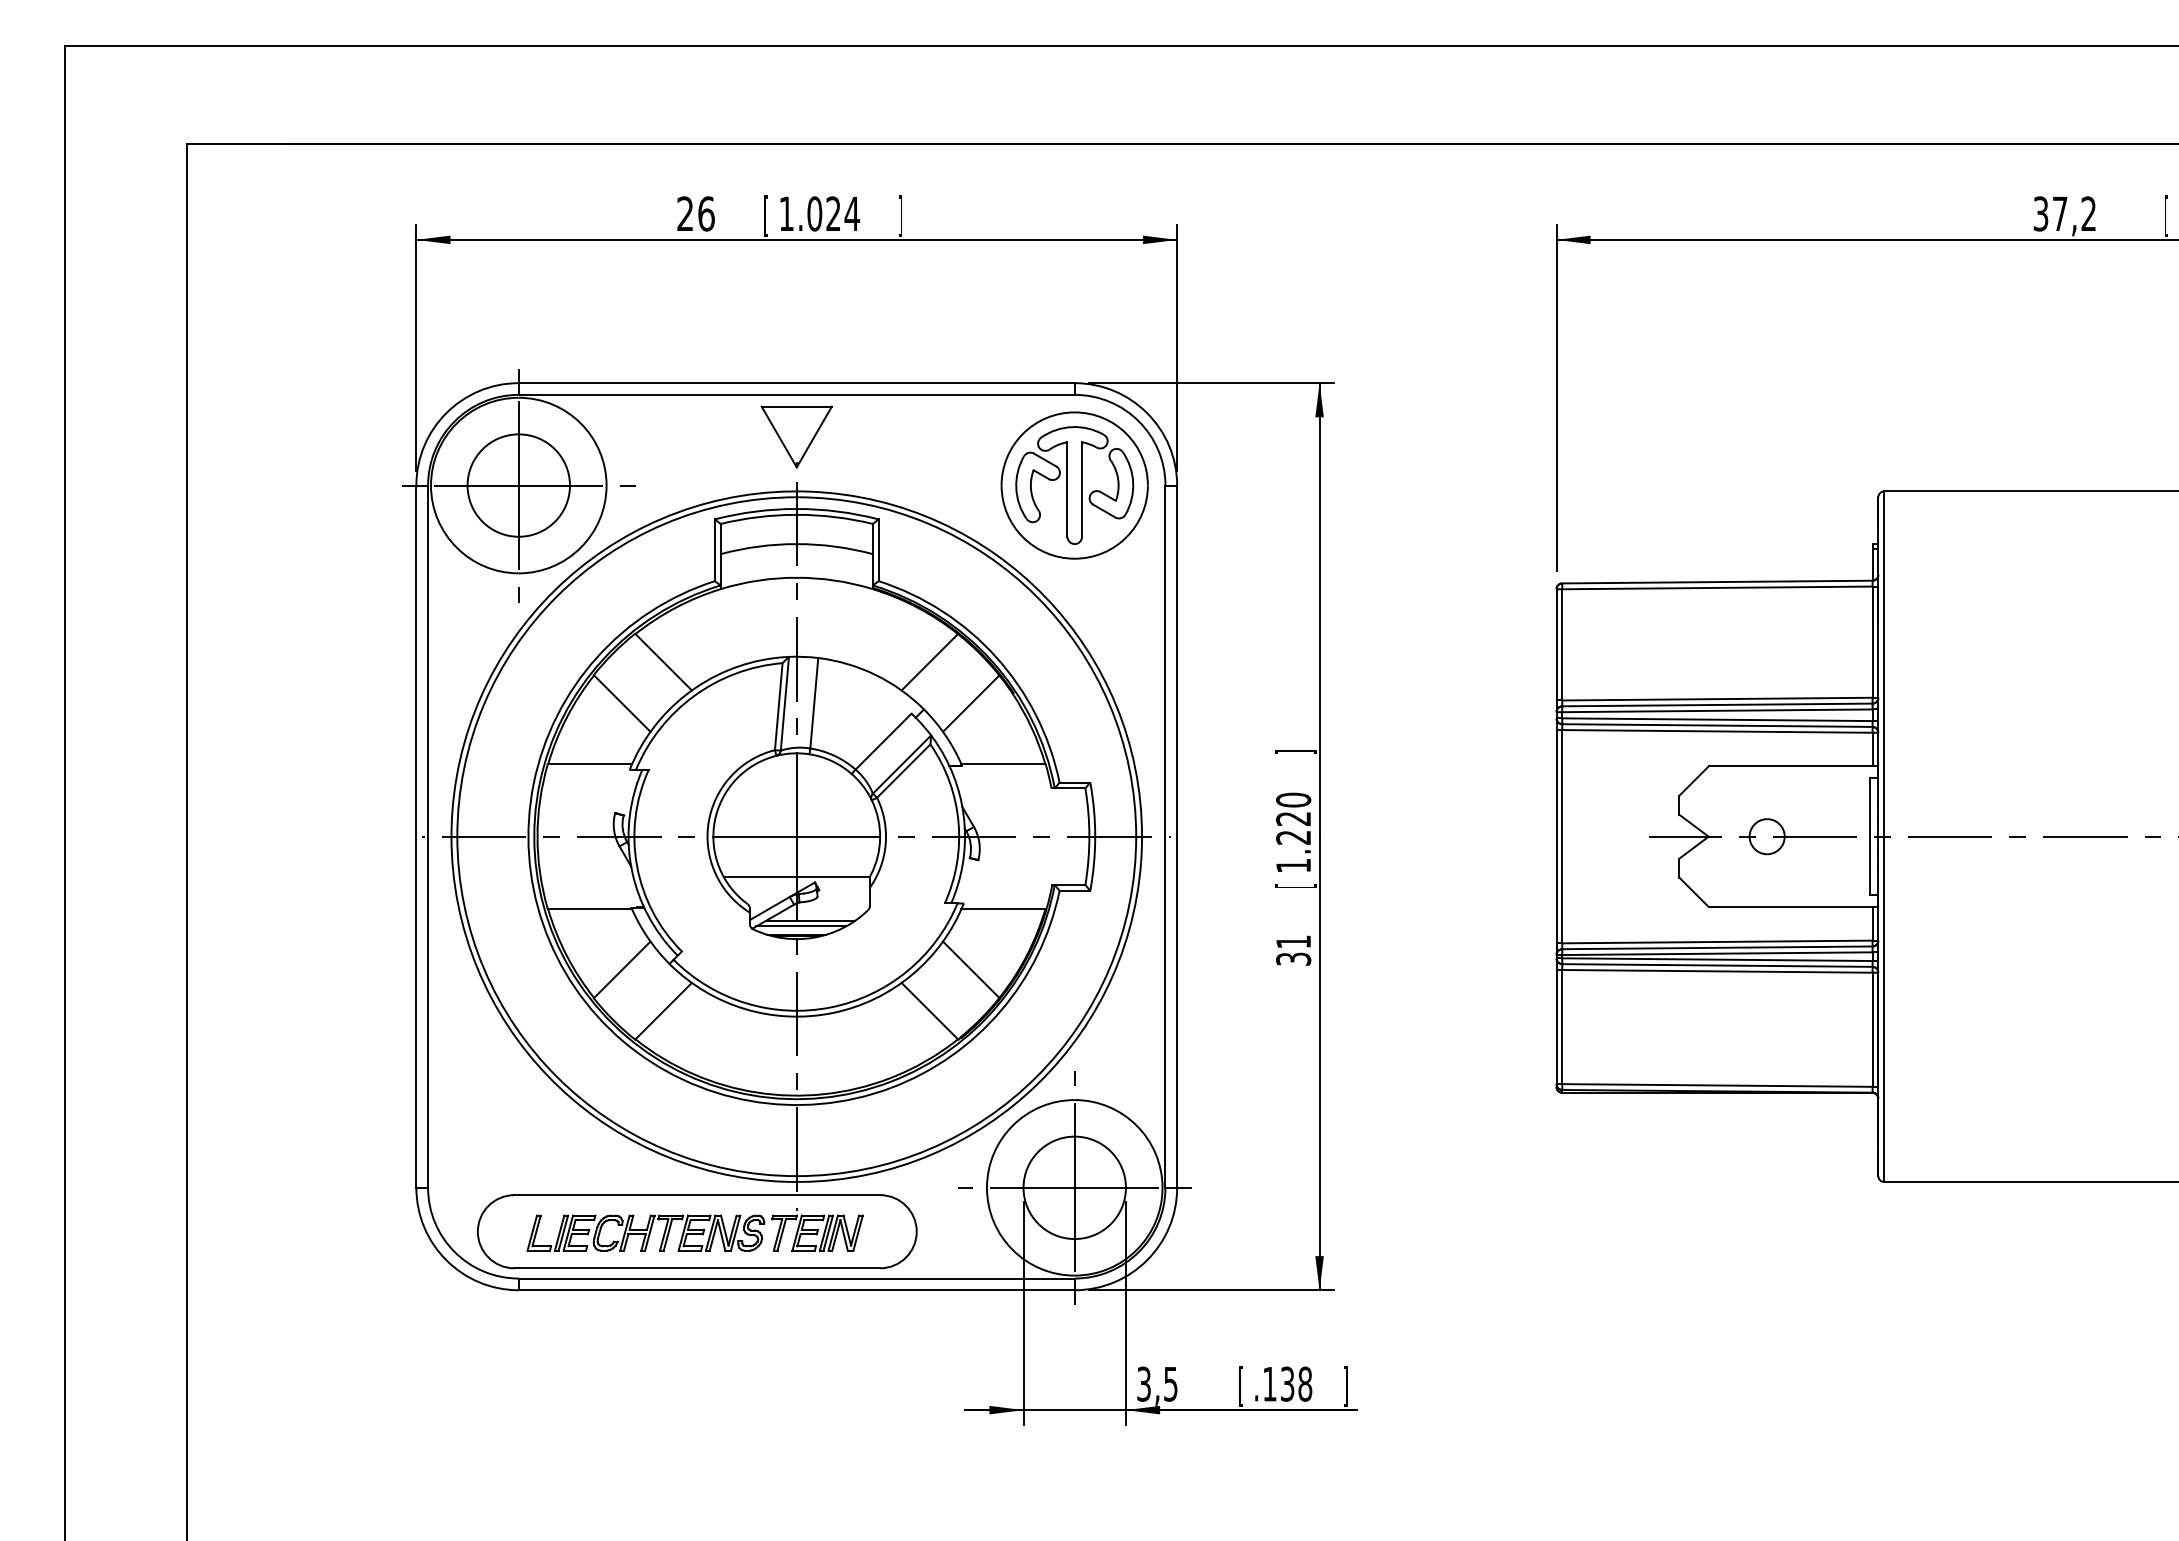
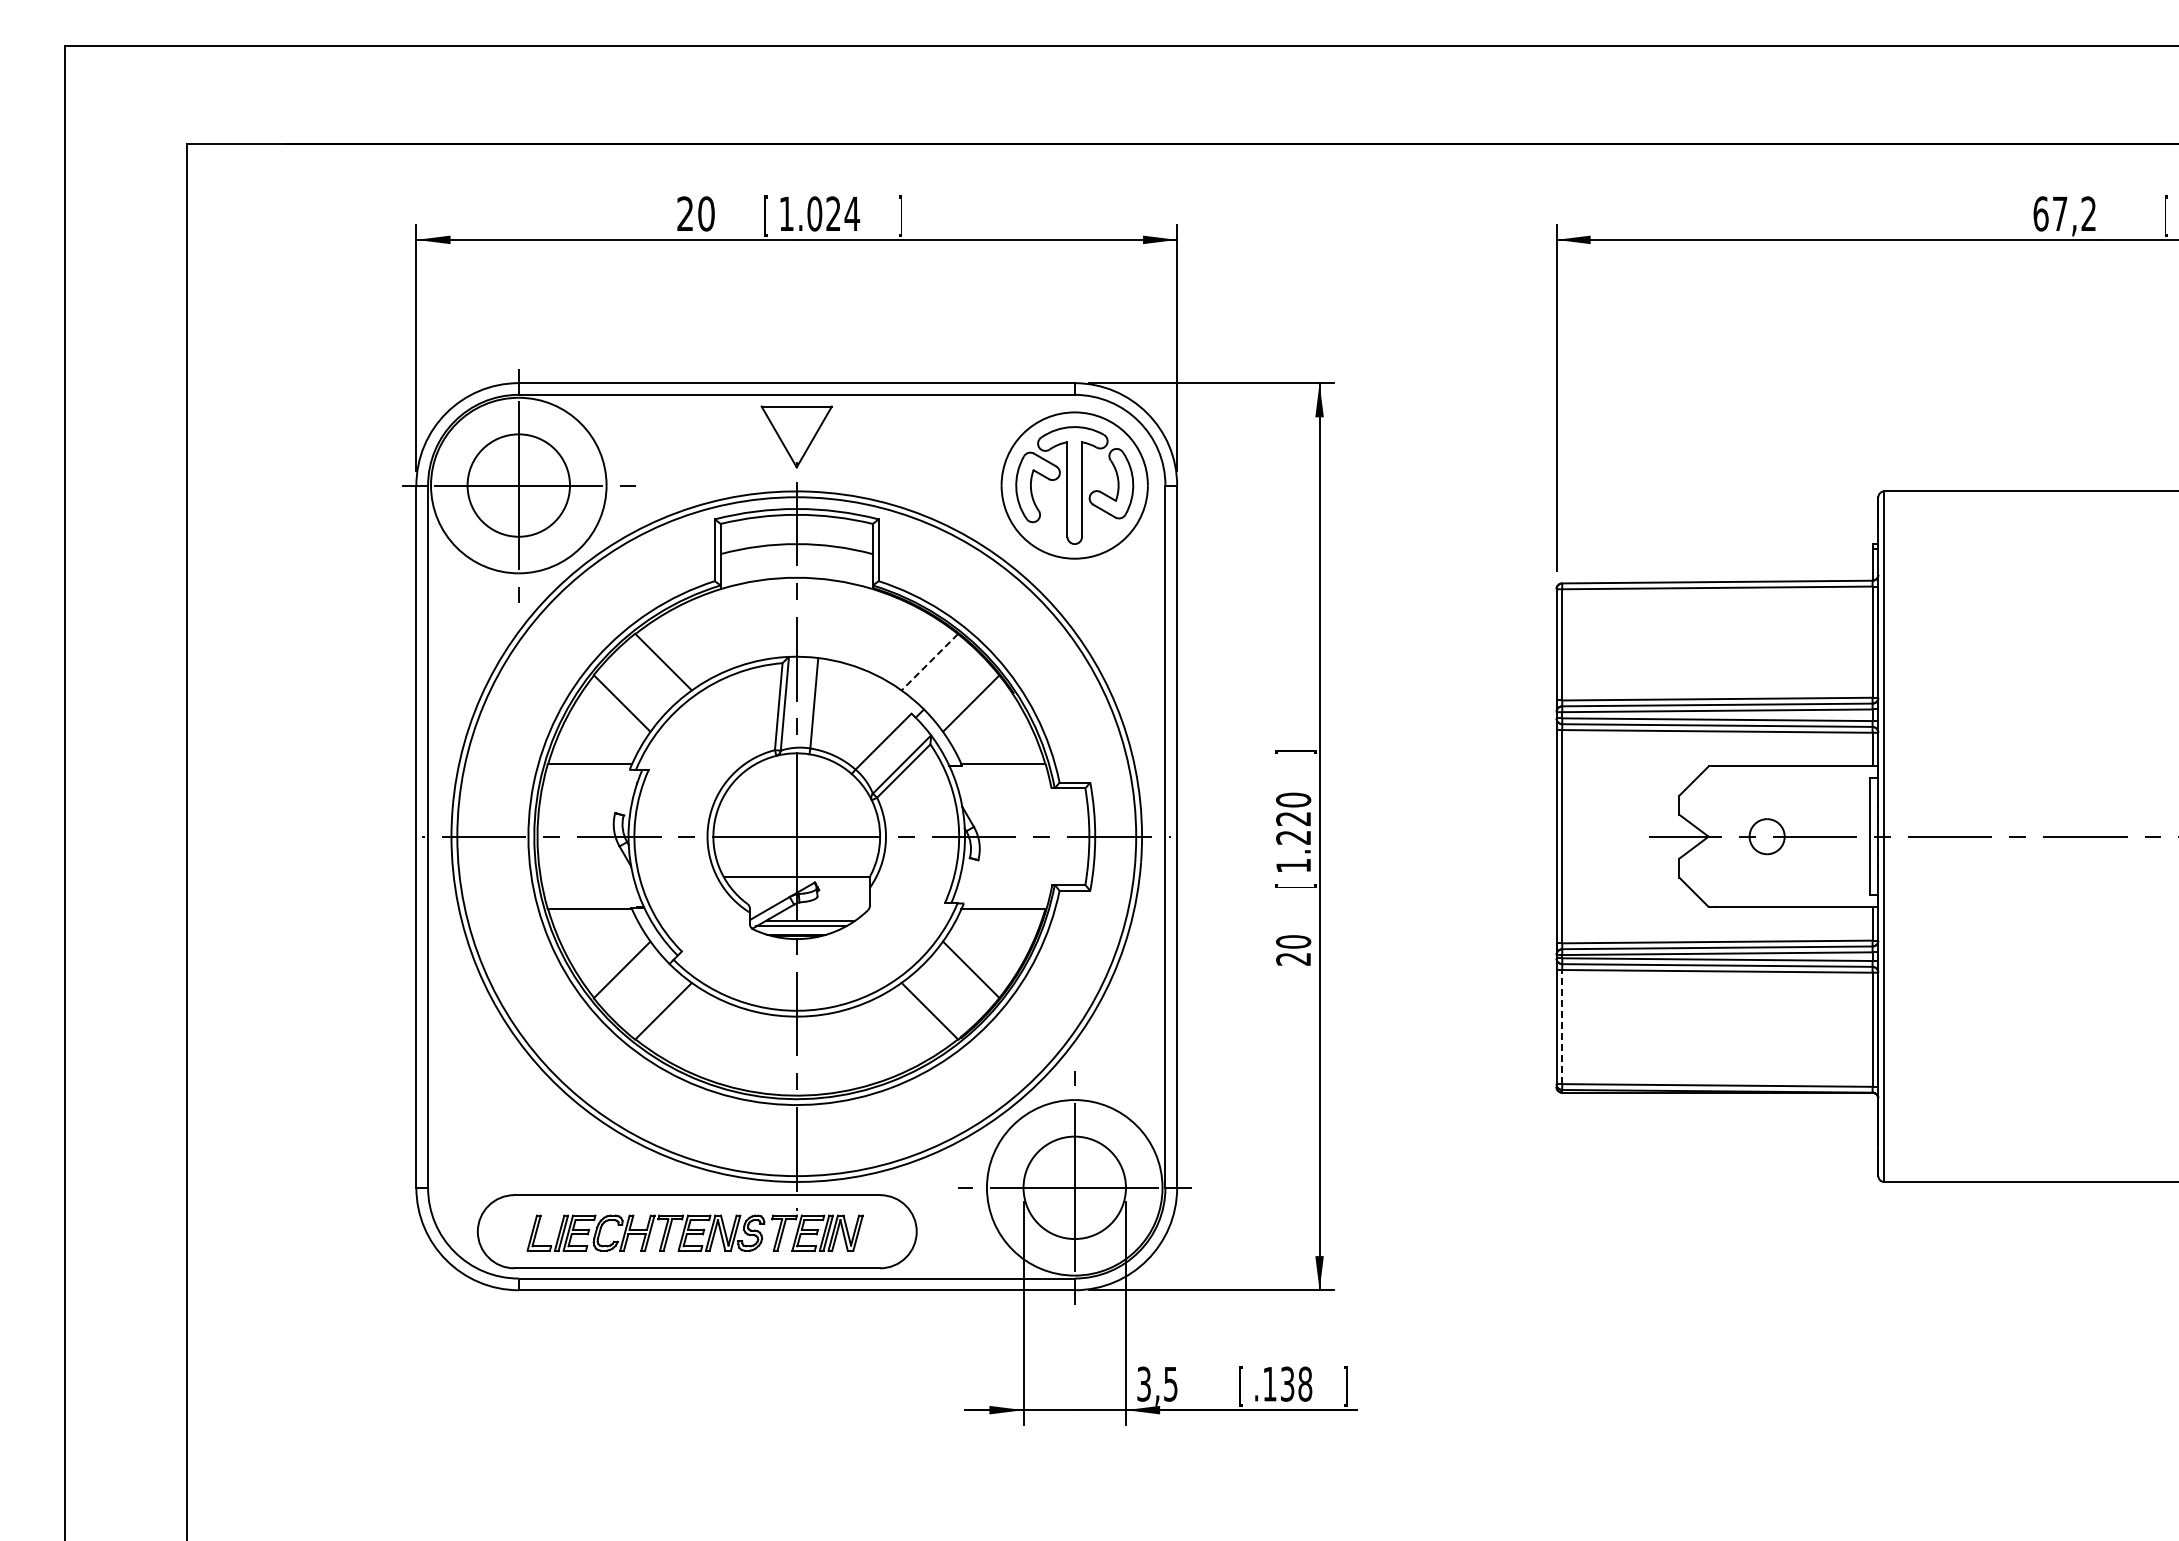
text: 26 -> 20 (706, 213)
text: 37,2 -> 67,2 (2040, 213)
line: solid -> dashed (929, 662)
text: 31 -> 20 (1293, 950)
line: solid -> dashed (1562, 1026)
